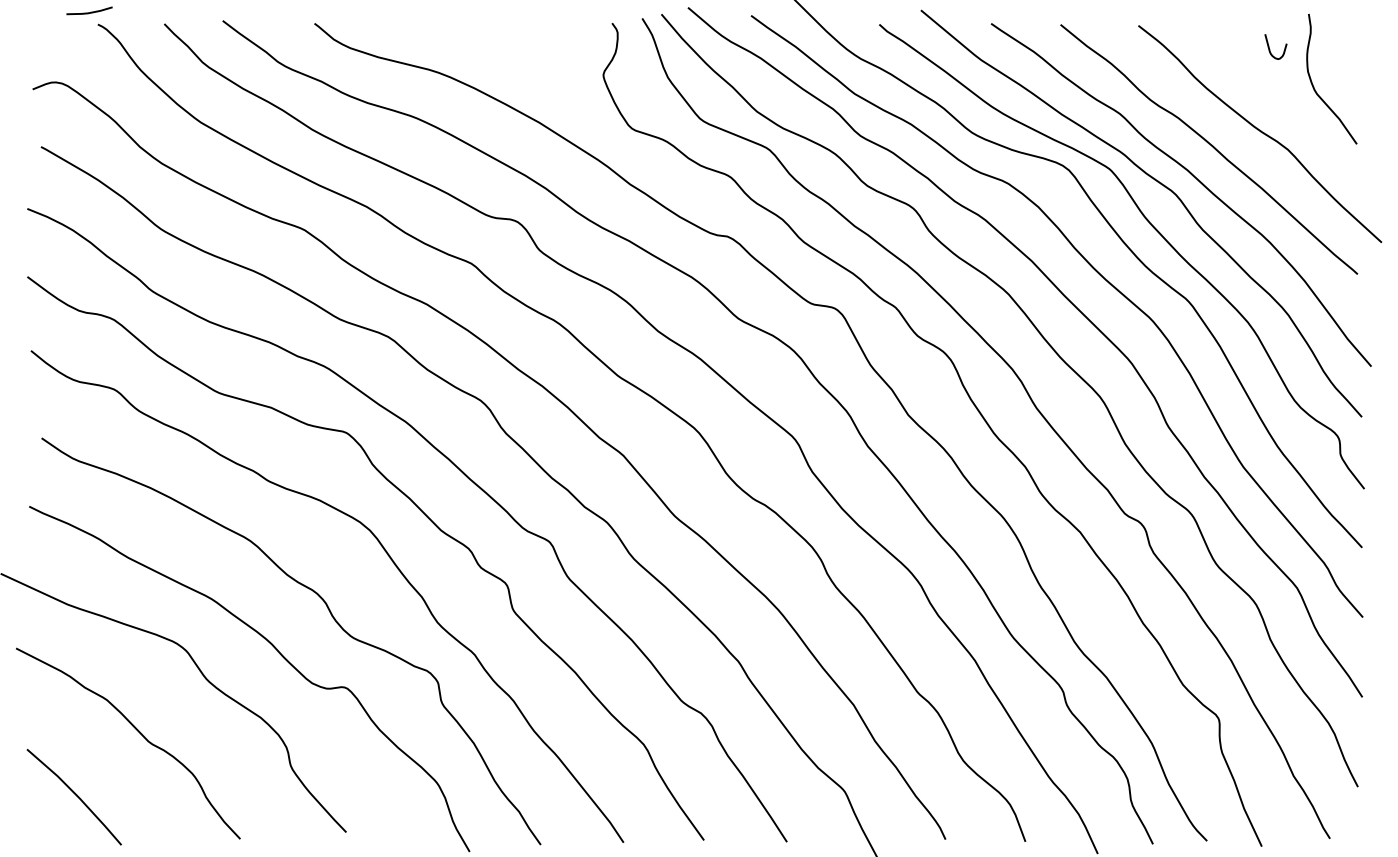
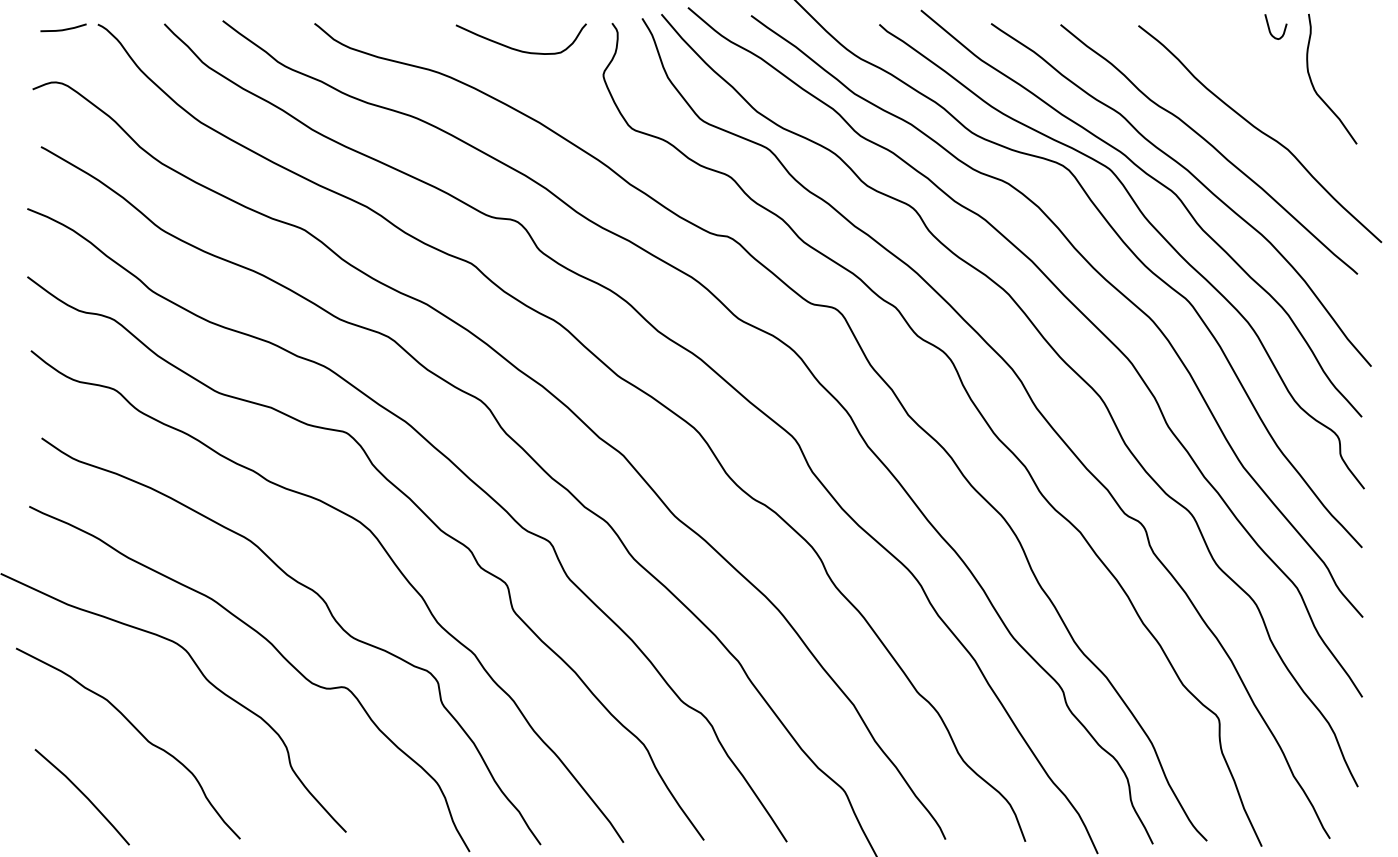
line position: (89, 12) -> (63, 29) (63, 29)
curve: none -> present (519, 49)
curve position: (1270, 49) -> (1270, 29) (1270, 29)
line position: (75, 795) -> (83, 795) (83, 795)
